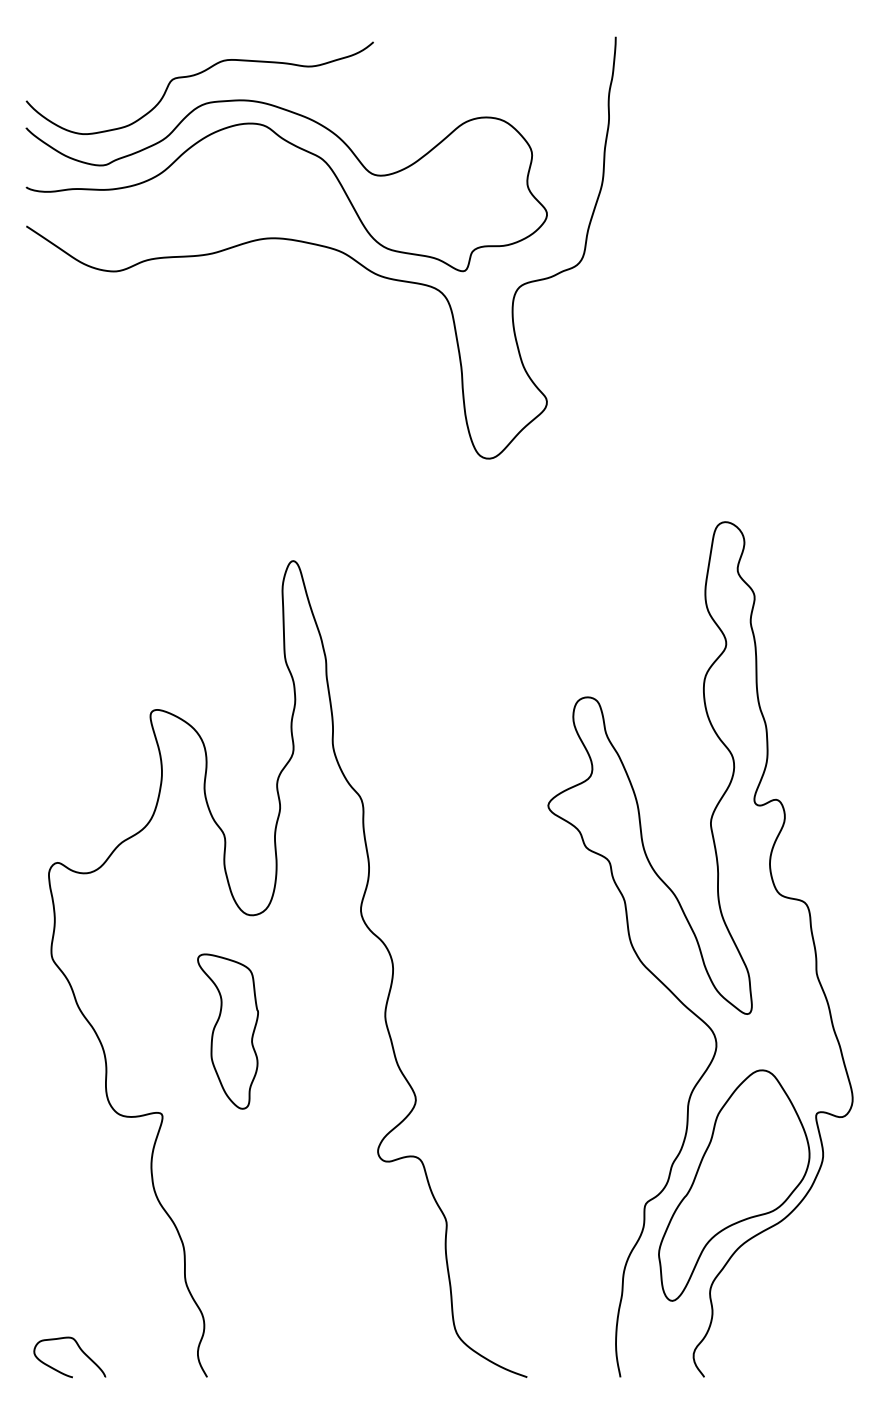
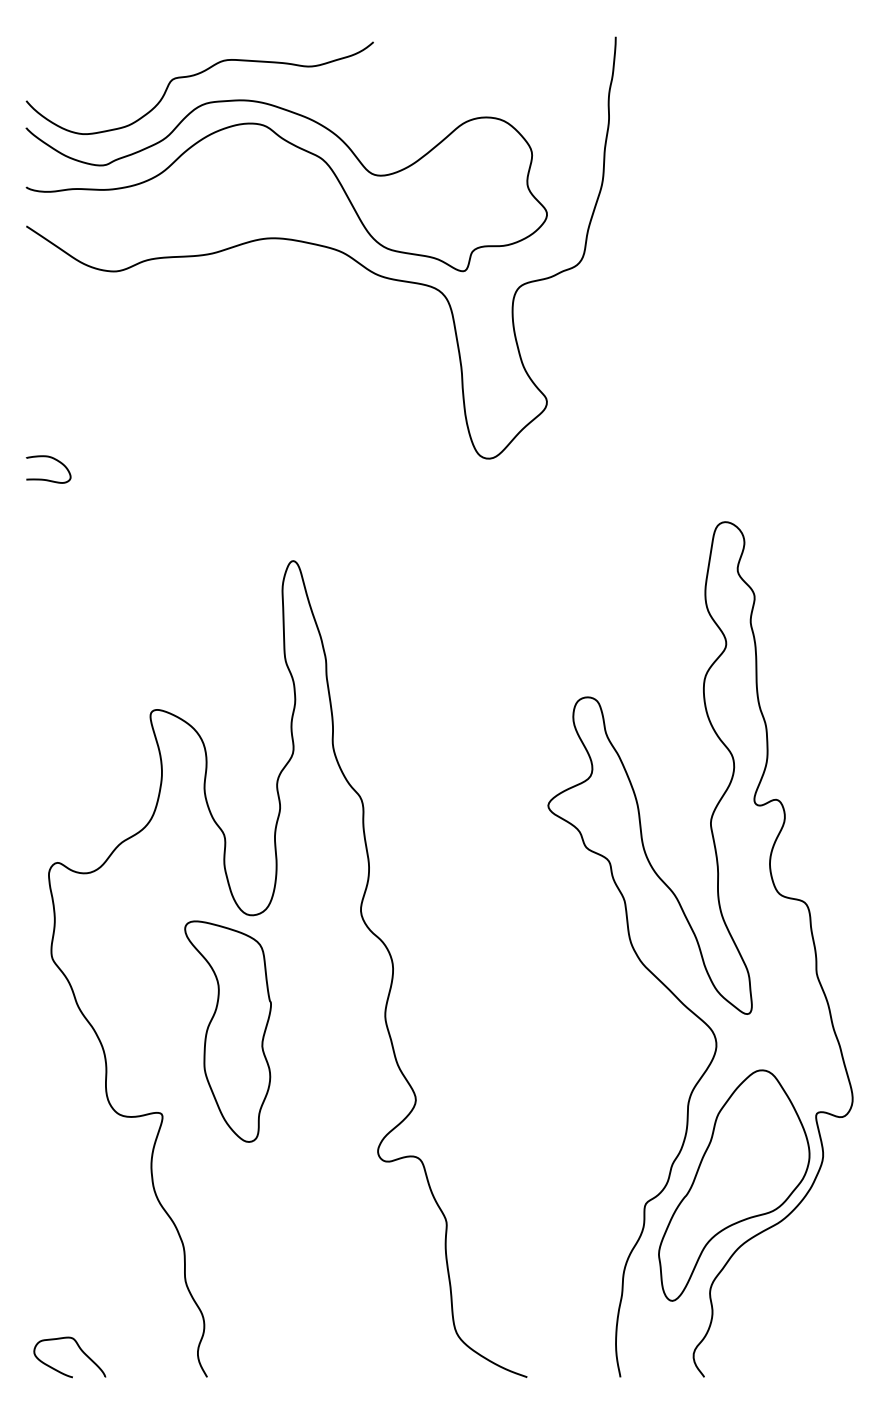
curve: none -> present (48, 479)
part size: 62x157 px -> 88x223 px (227, 1031)
